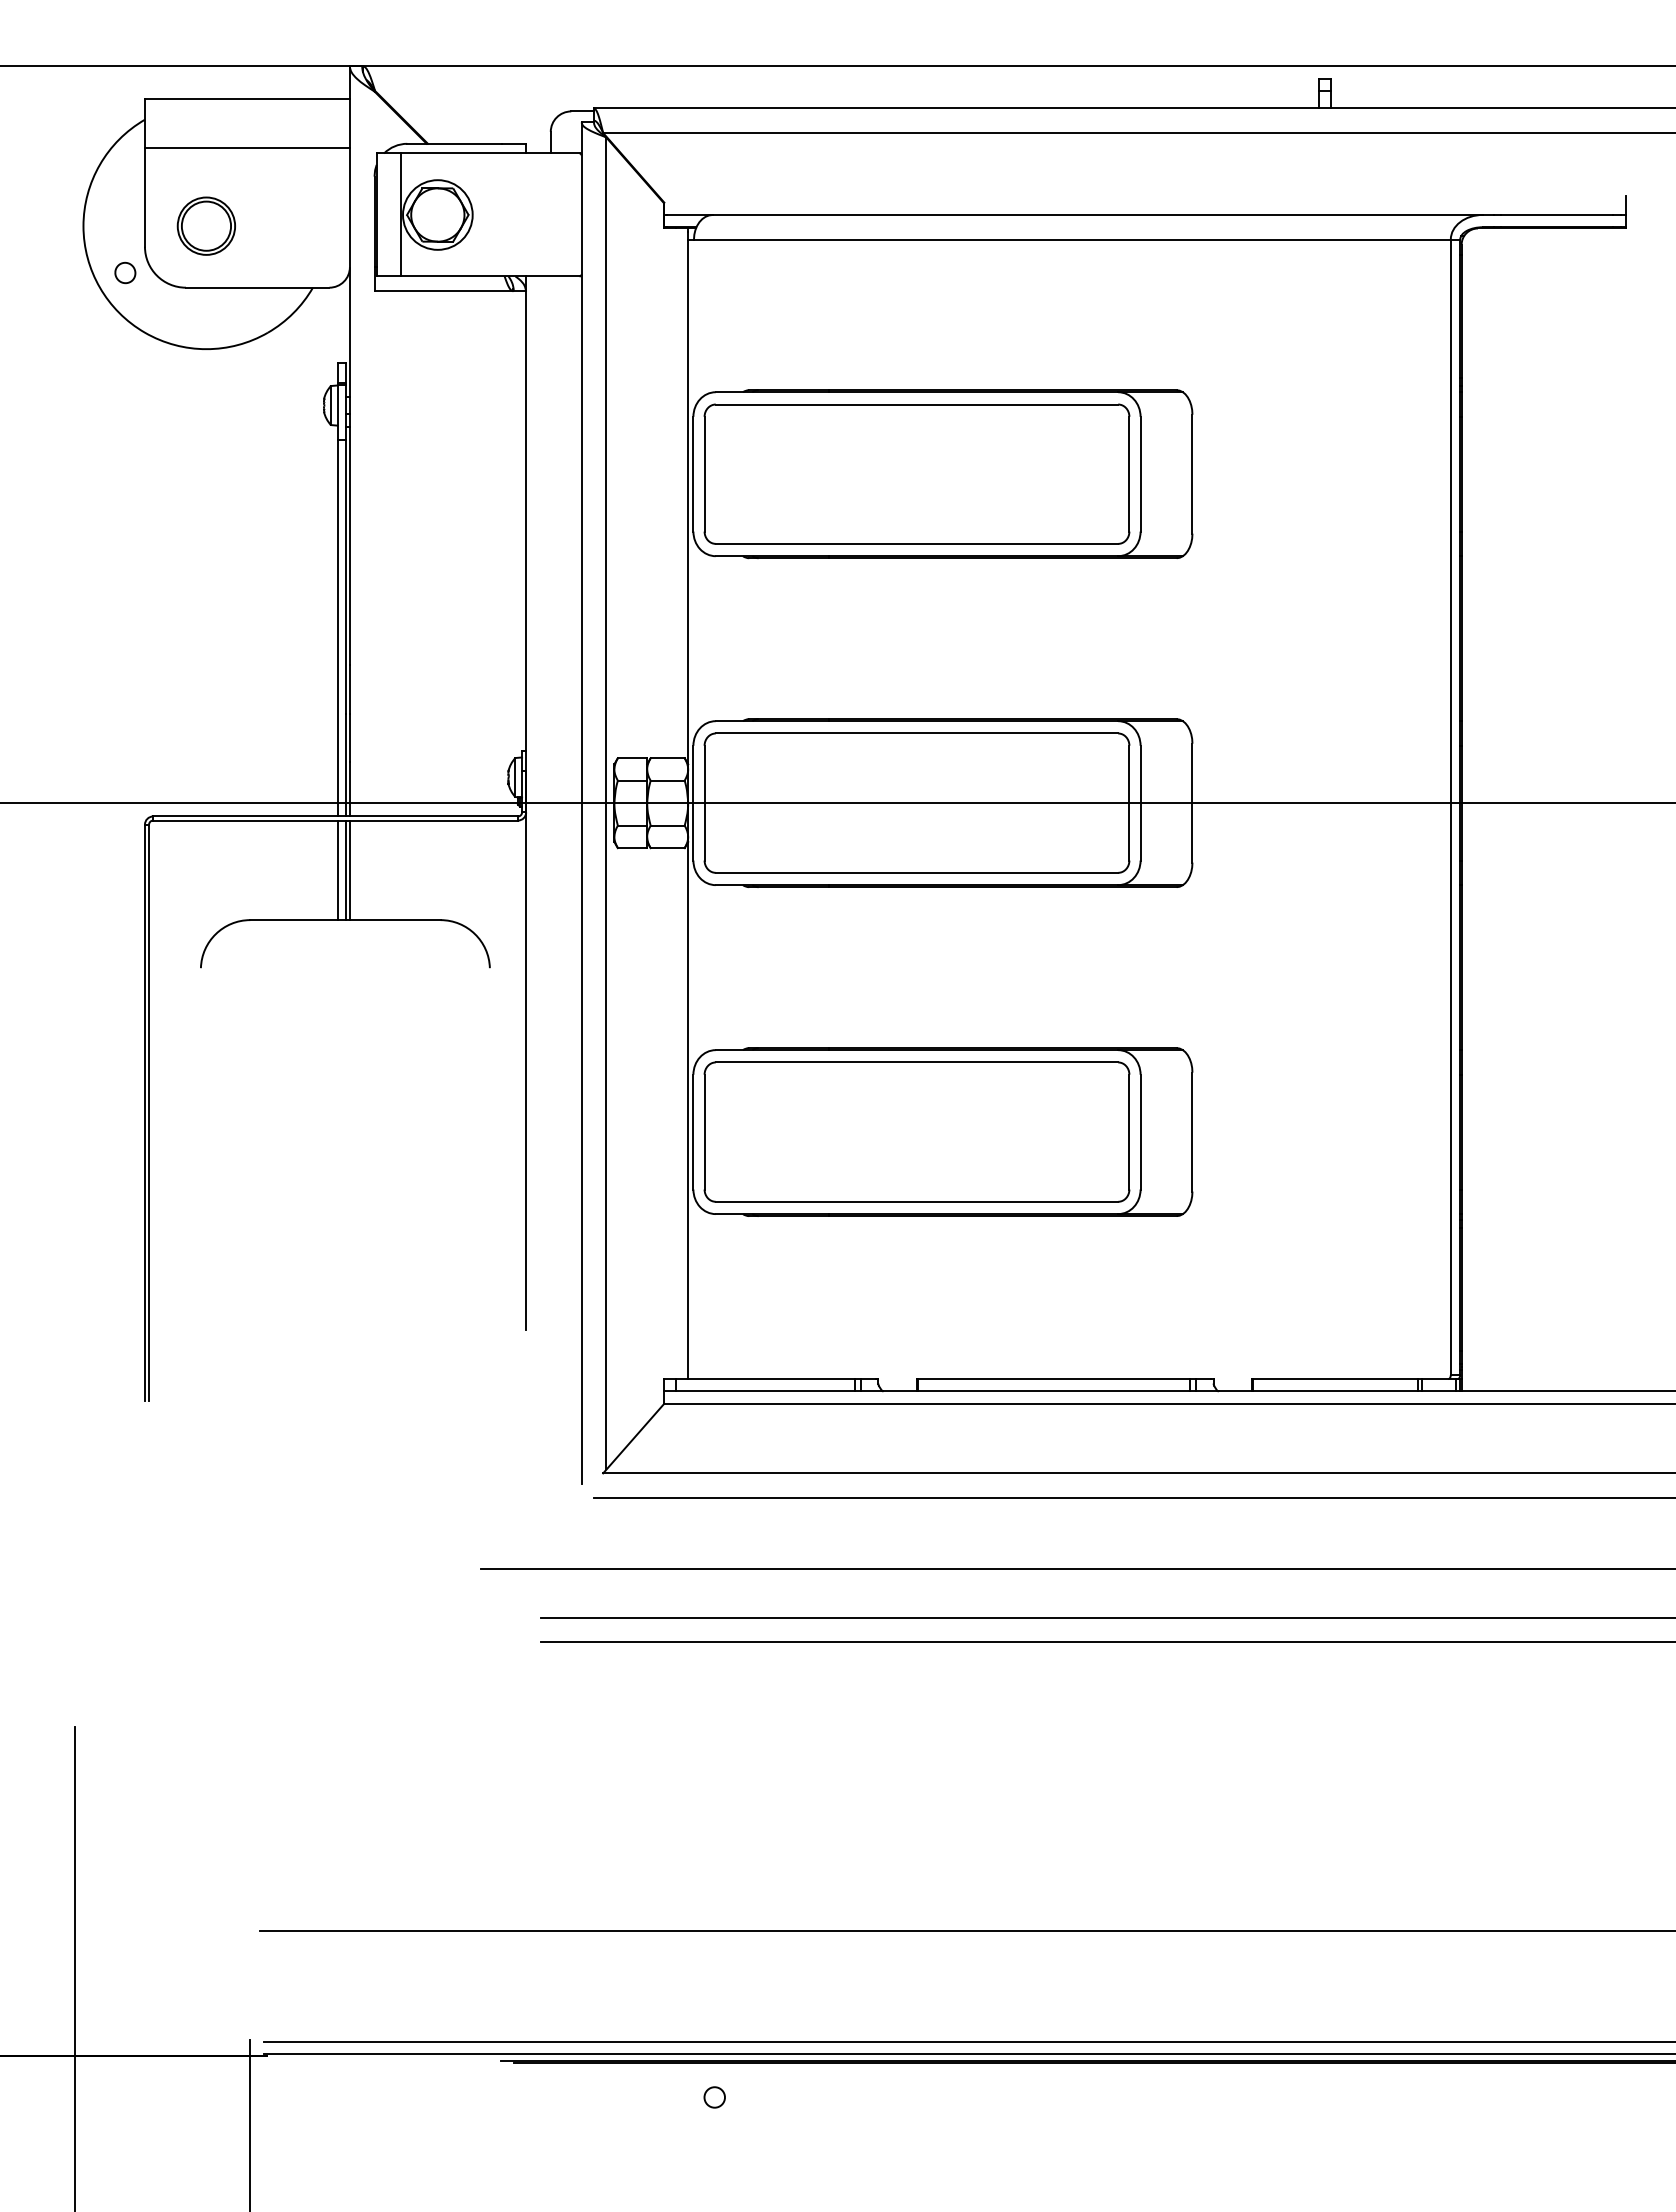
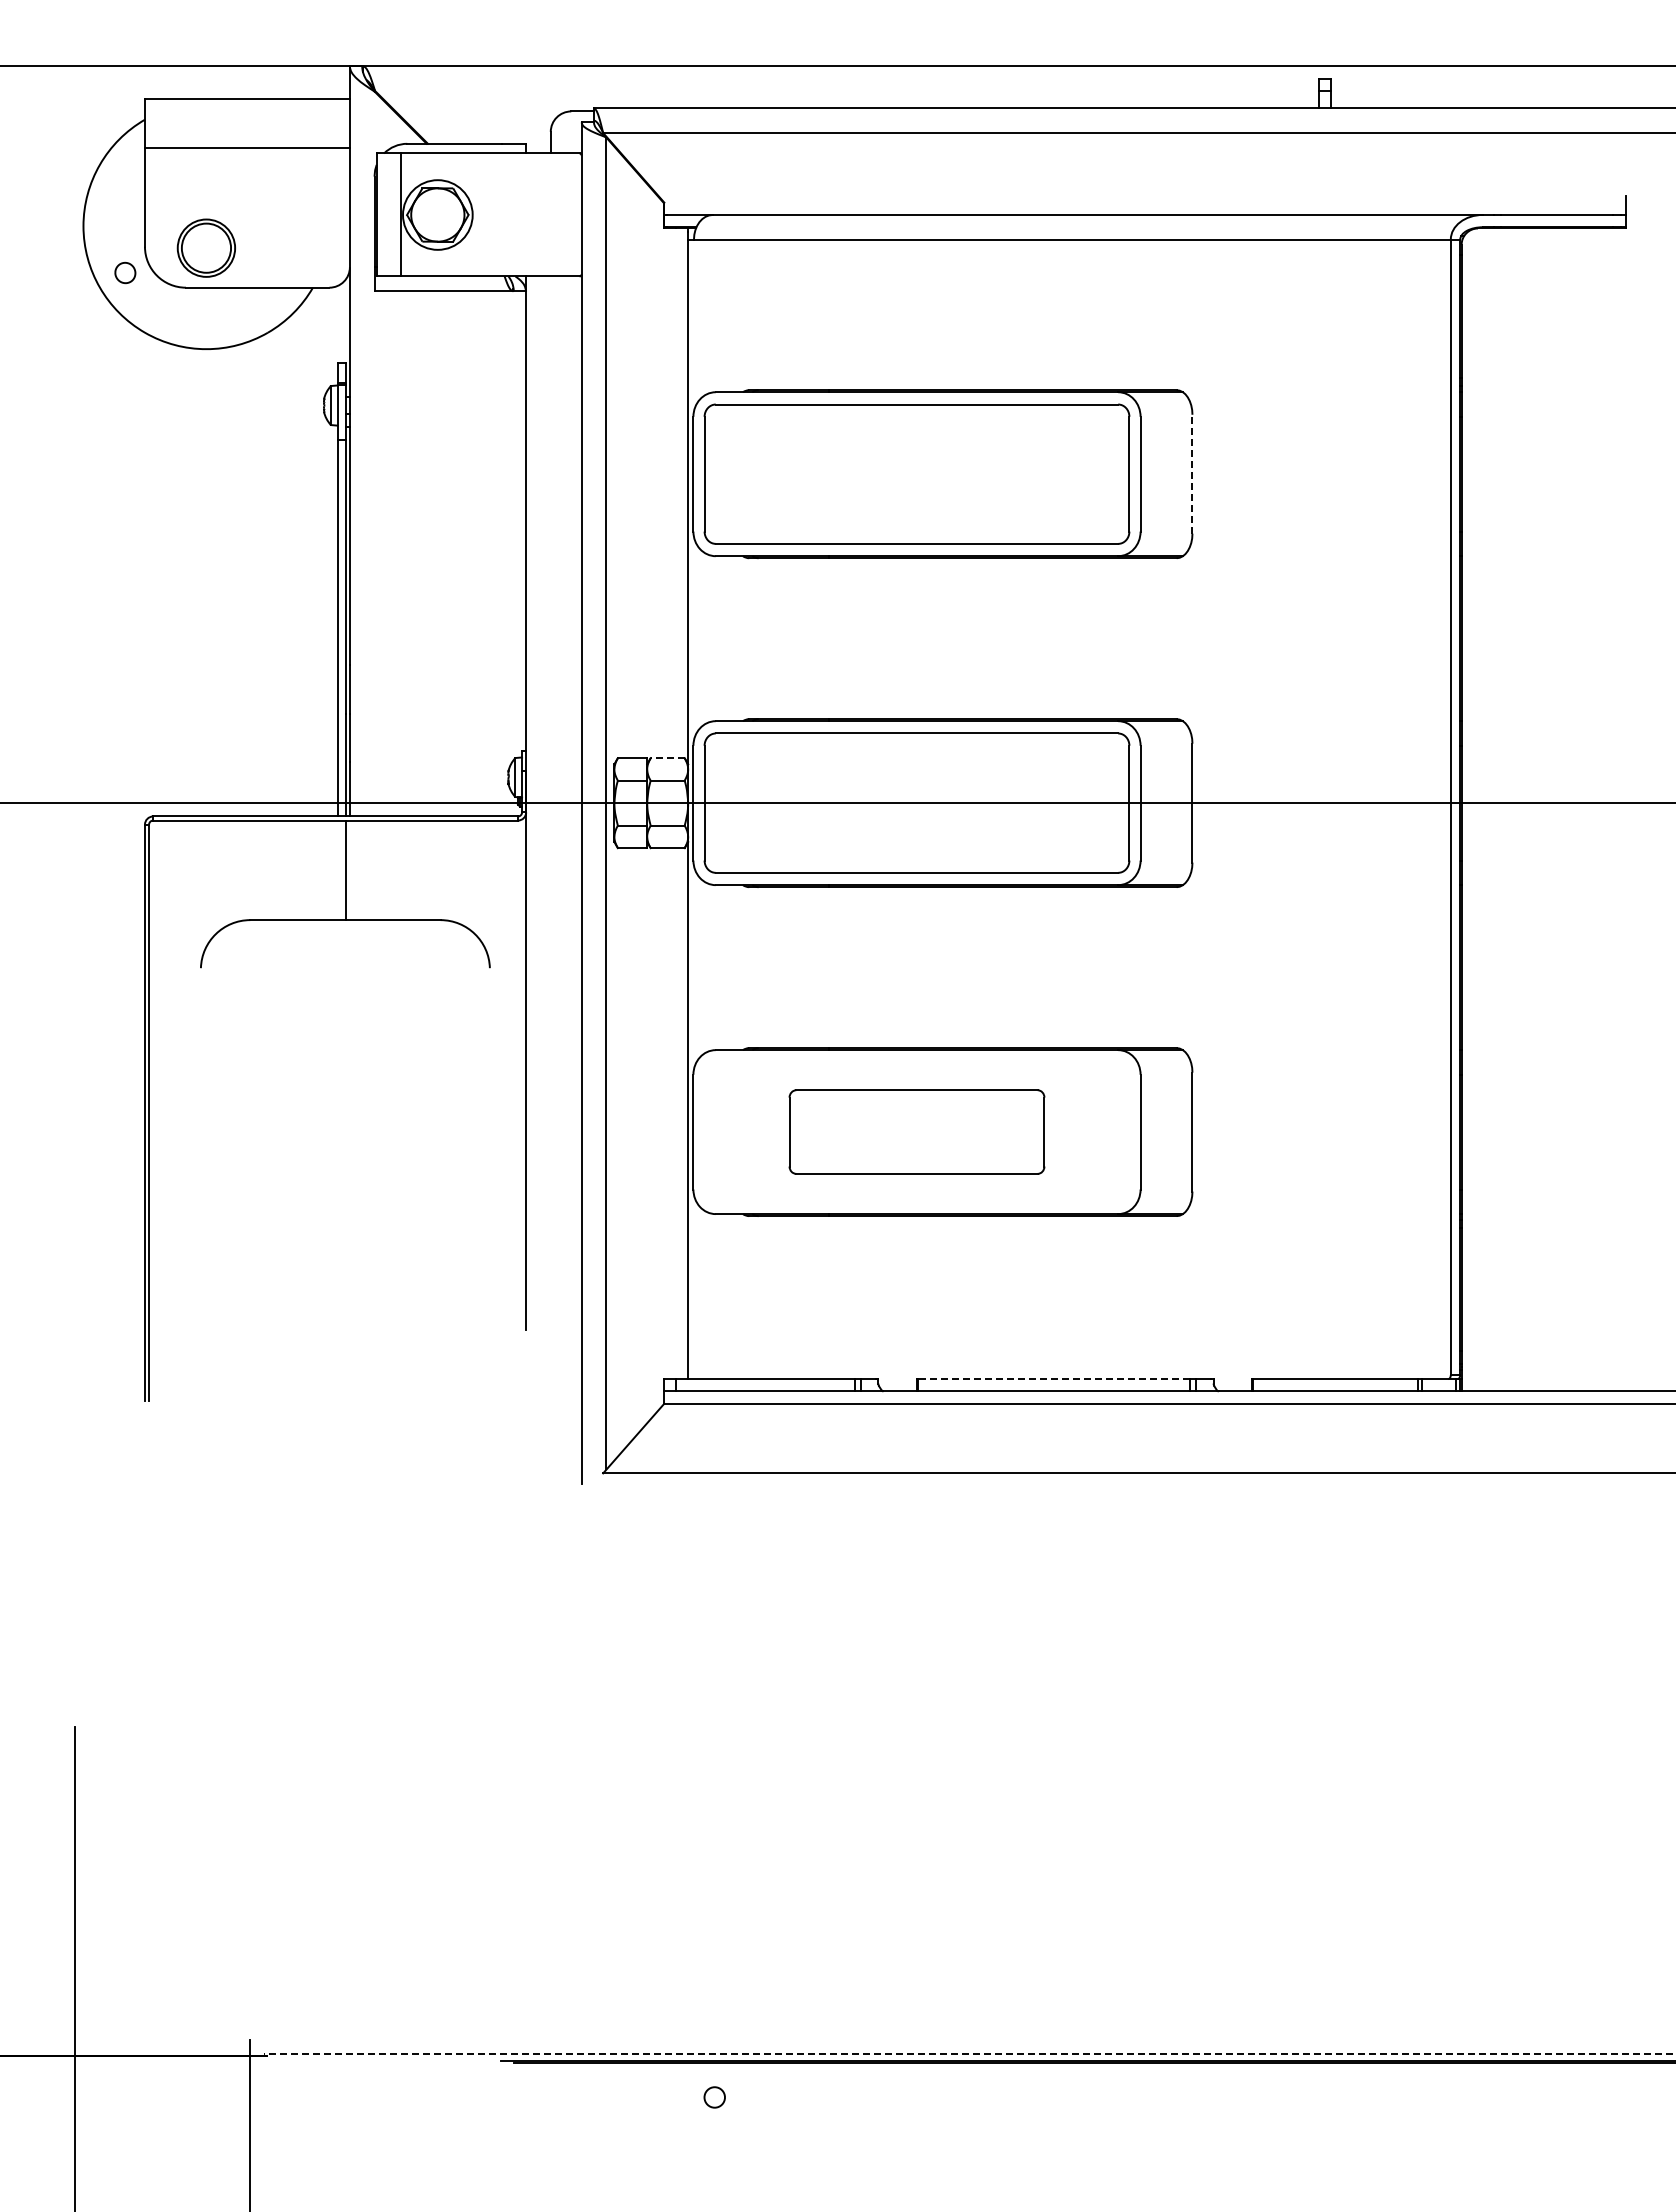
part position: (205, 225) -> (205, 247) (205, 247)
line: solid -> dashed (1192, 473)
line: solid -> dashed (667, 758)
line: present -> none (337, 870)
line: present -> none (349, 870)
part size: 428x142 px -> 258x86 px (916, 1131)
line: solid -> dashed (1053, 1379)
line: present -> none (1132, 1497)
line: present -> none (1076, 1568)
line: present -> none (1106, 1617)
line: present -> none (1106, 1642)
line: present -> none (965, 1931)
line: present -> none (967, 2042)
line: solid -> dashed (969, 2054)
